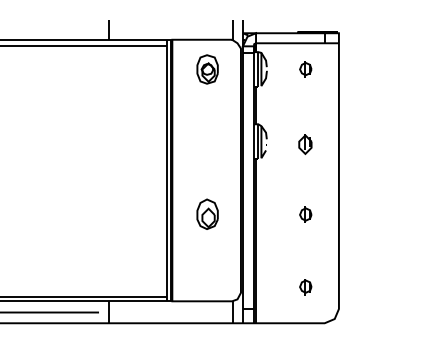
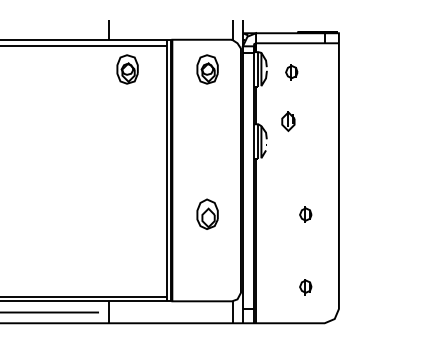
part: none -> present (127, 69)
part position: (305, 69) -> (291, 72) (291, 72)
part position: (305, 144) -> (288, 121) (288, 121)
